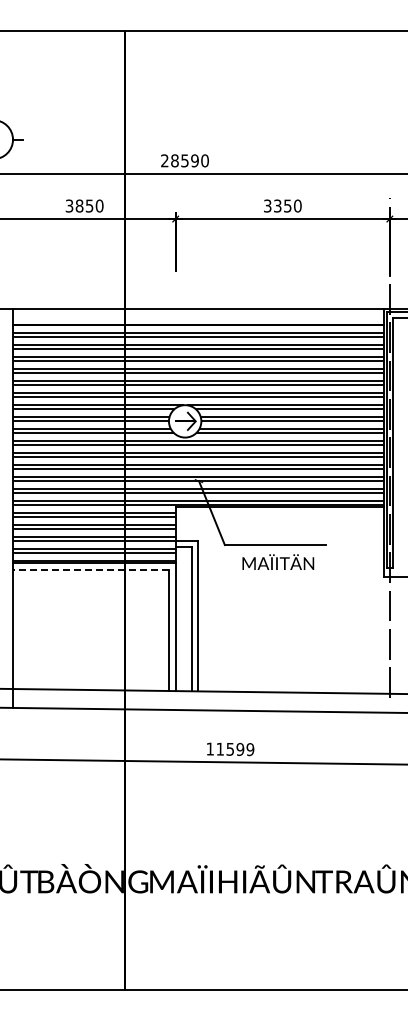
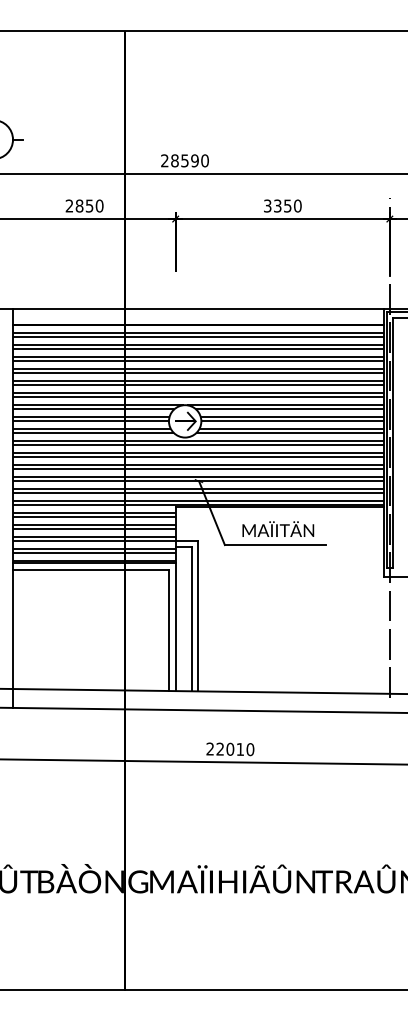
text: 3850 -> 2850 (69, 206)
text position: (278, 561) -> (278, 528) (278, 528)
line: dashed -> solid (90, 569)
text: 11599 -> 22010 (230, 749)
